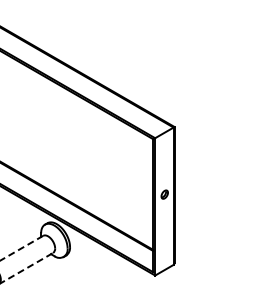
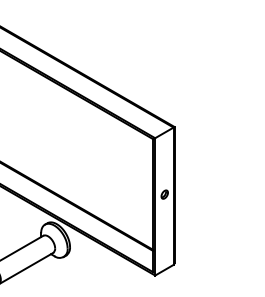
line: dashed -> solid (21, 248)
line: dashed -> solid (27, 267)
